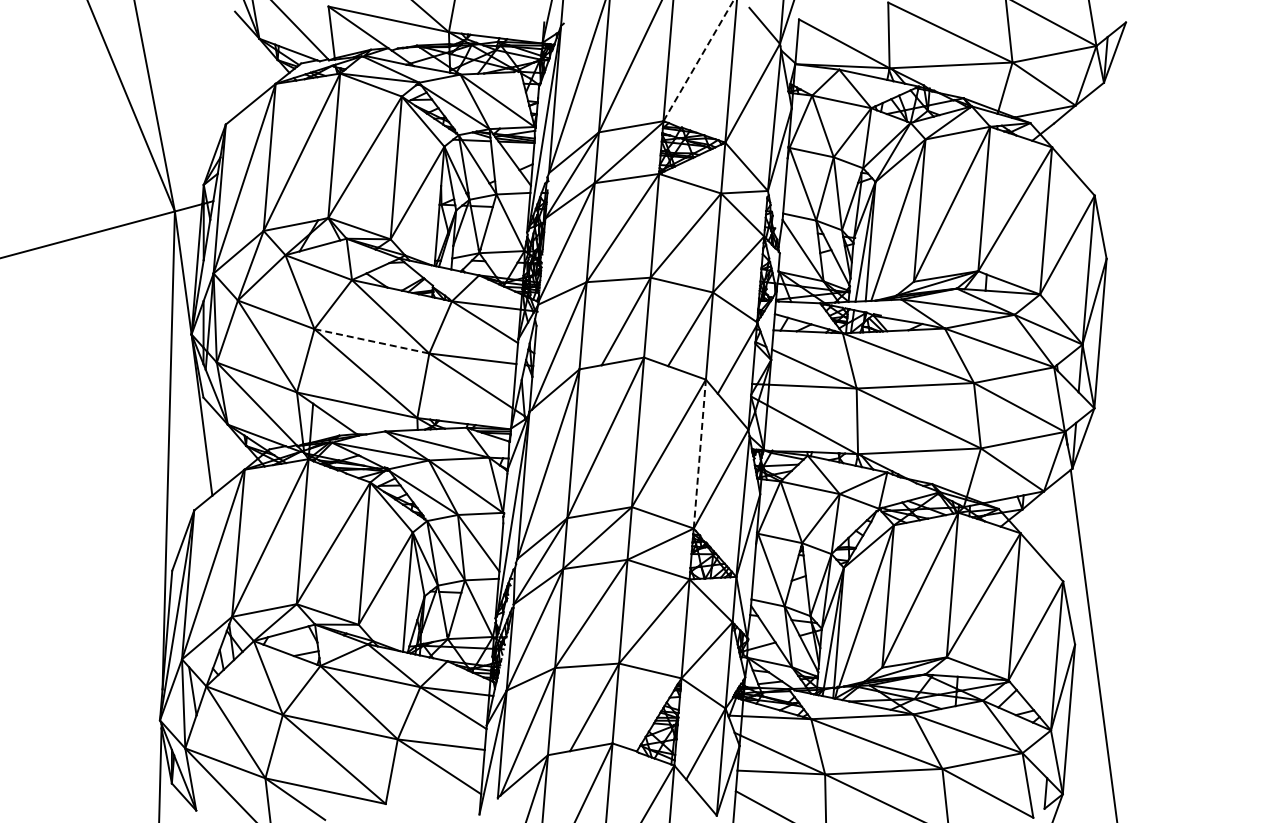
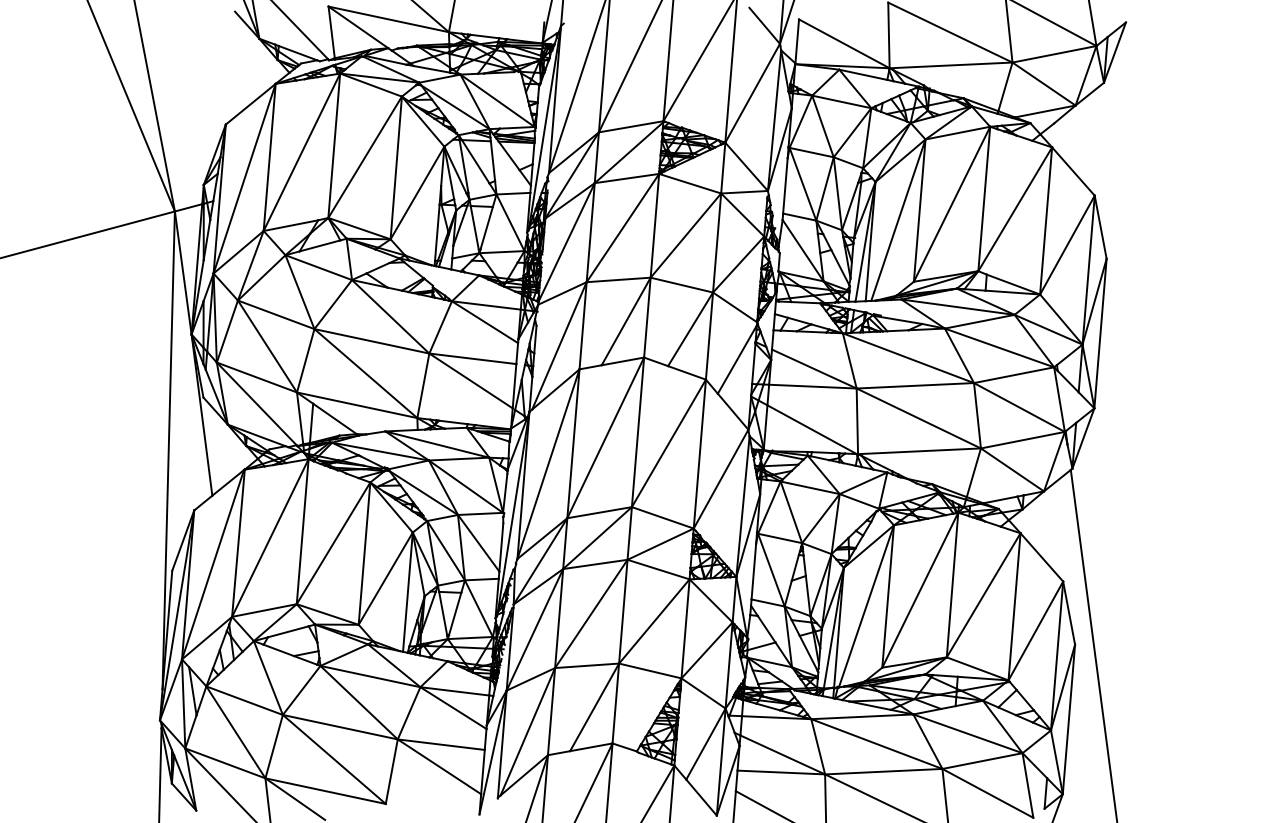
line: dashed -> solid (698, 60)
line: dashed -> solid (371, 341)
line: dashed -> solid (699, 454)
